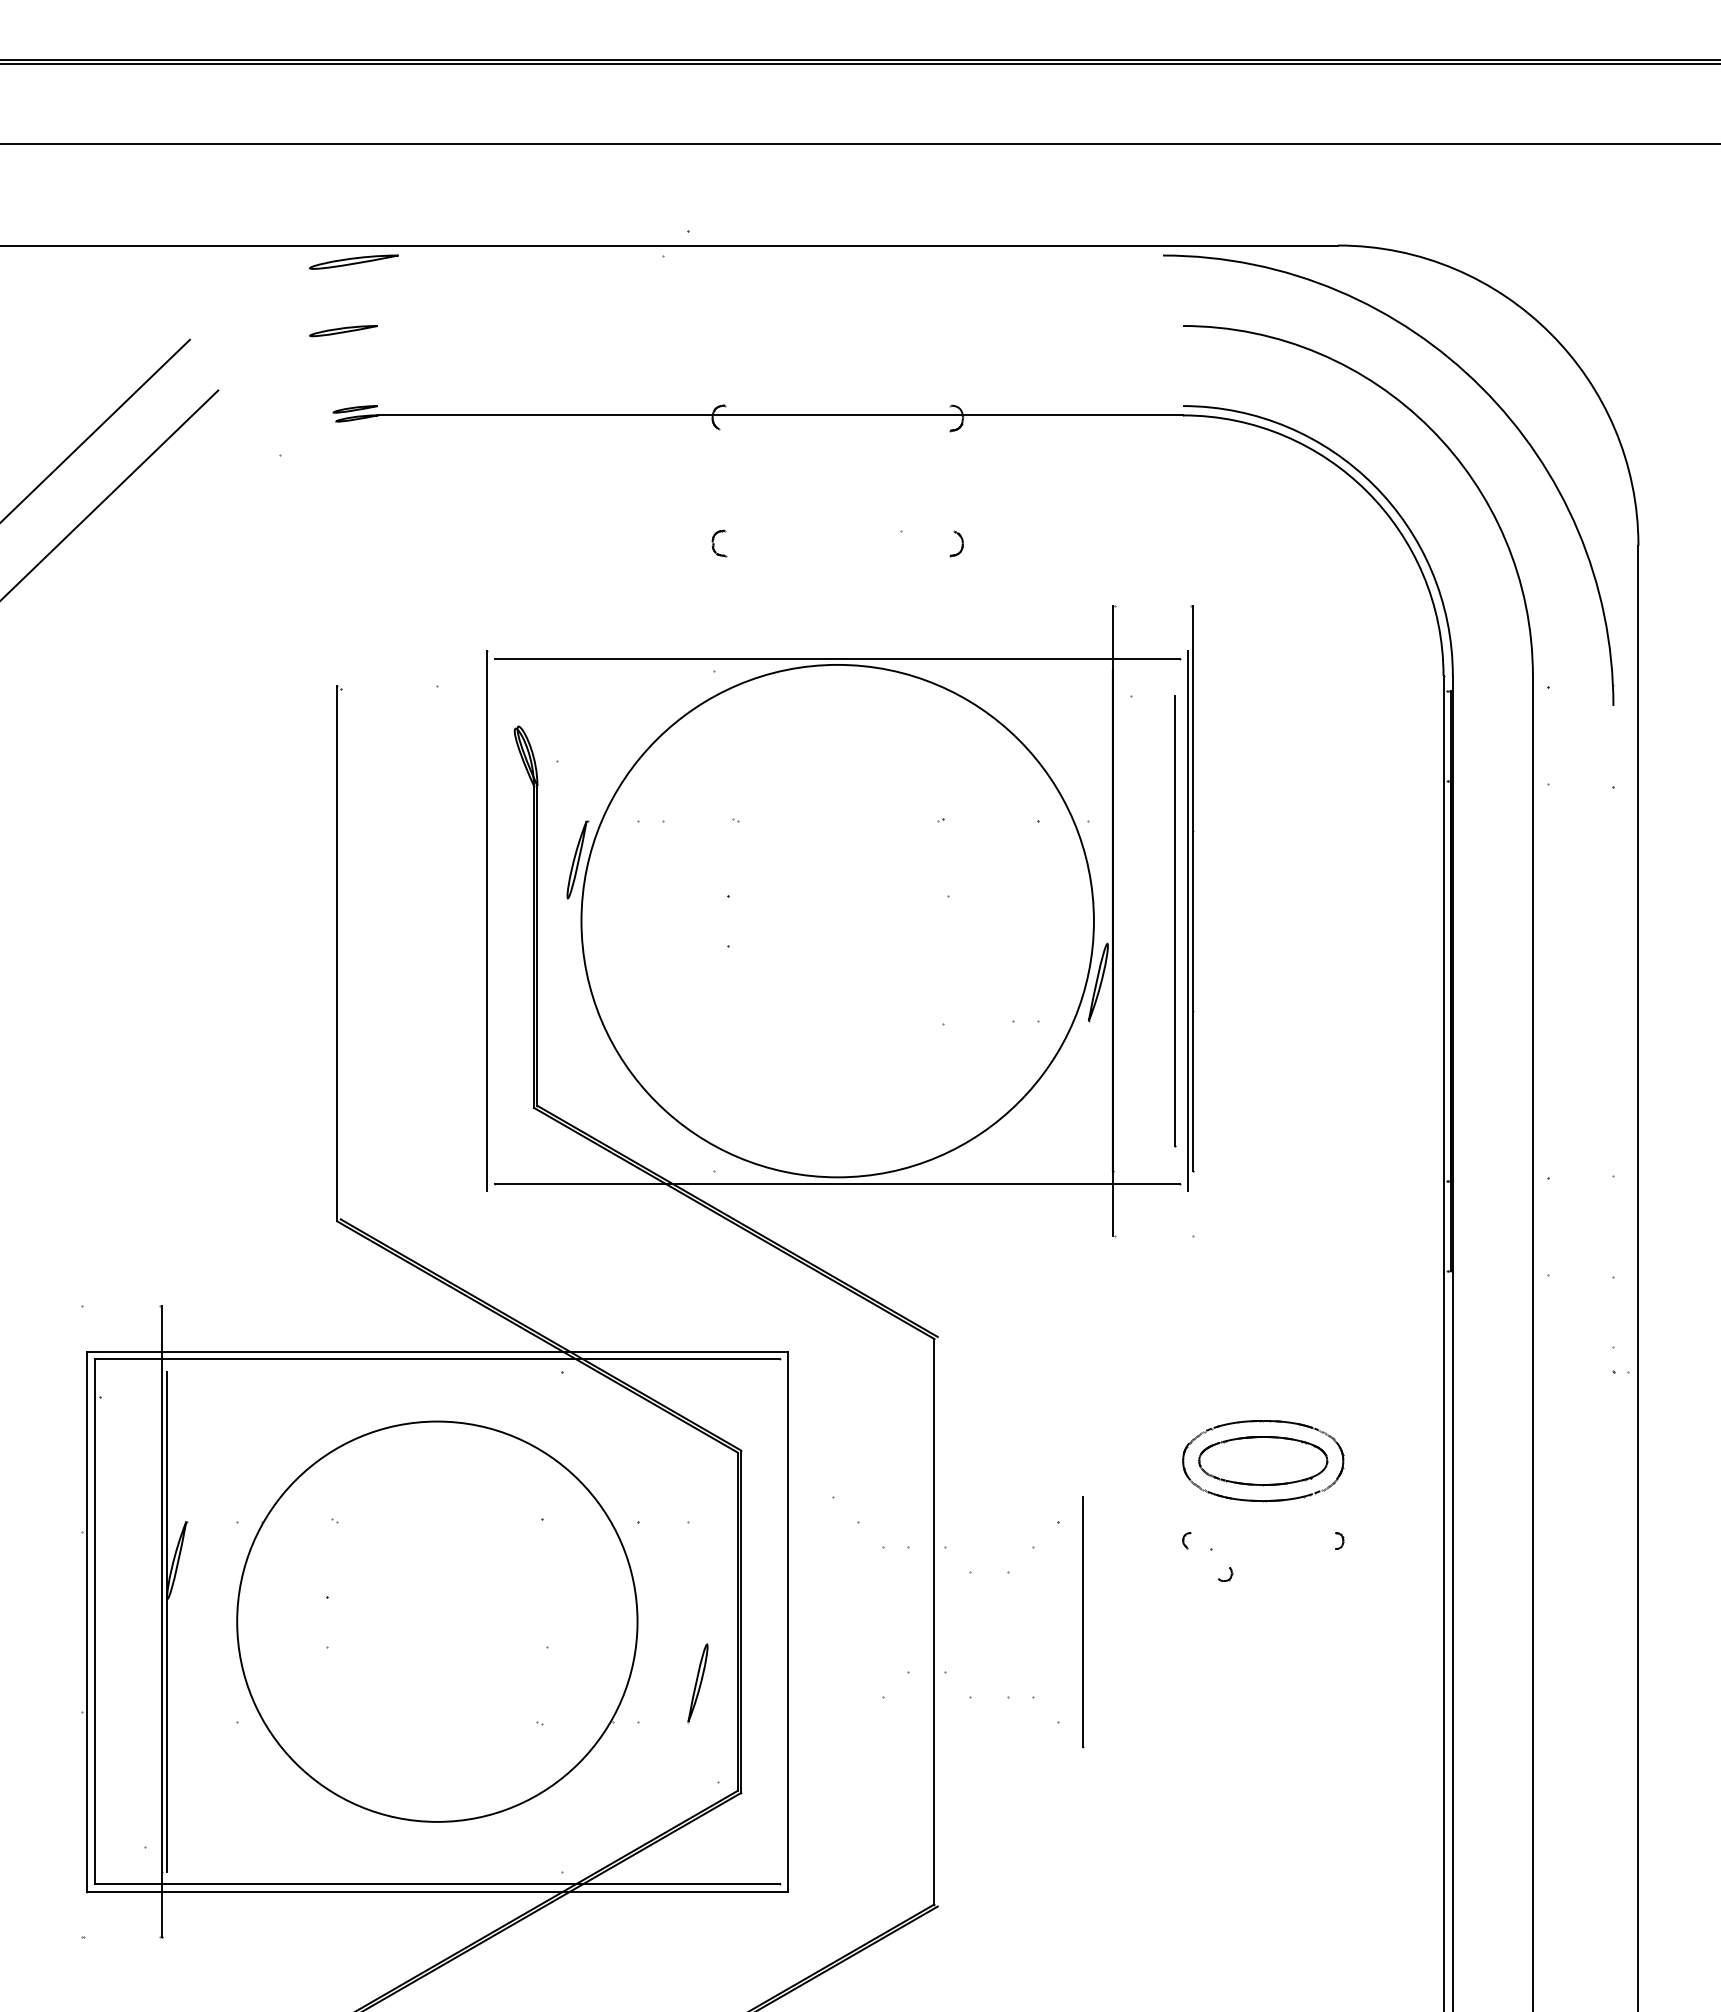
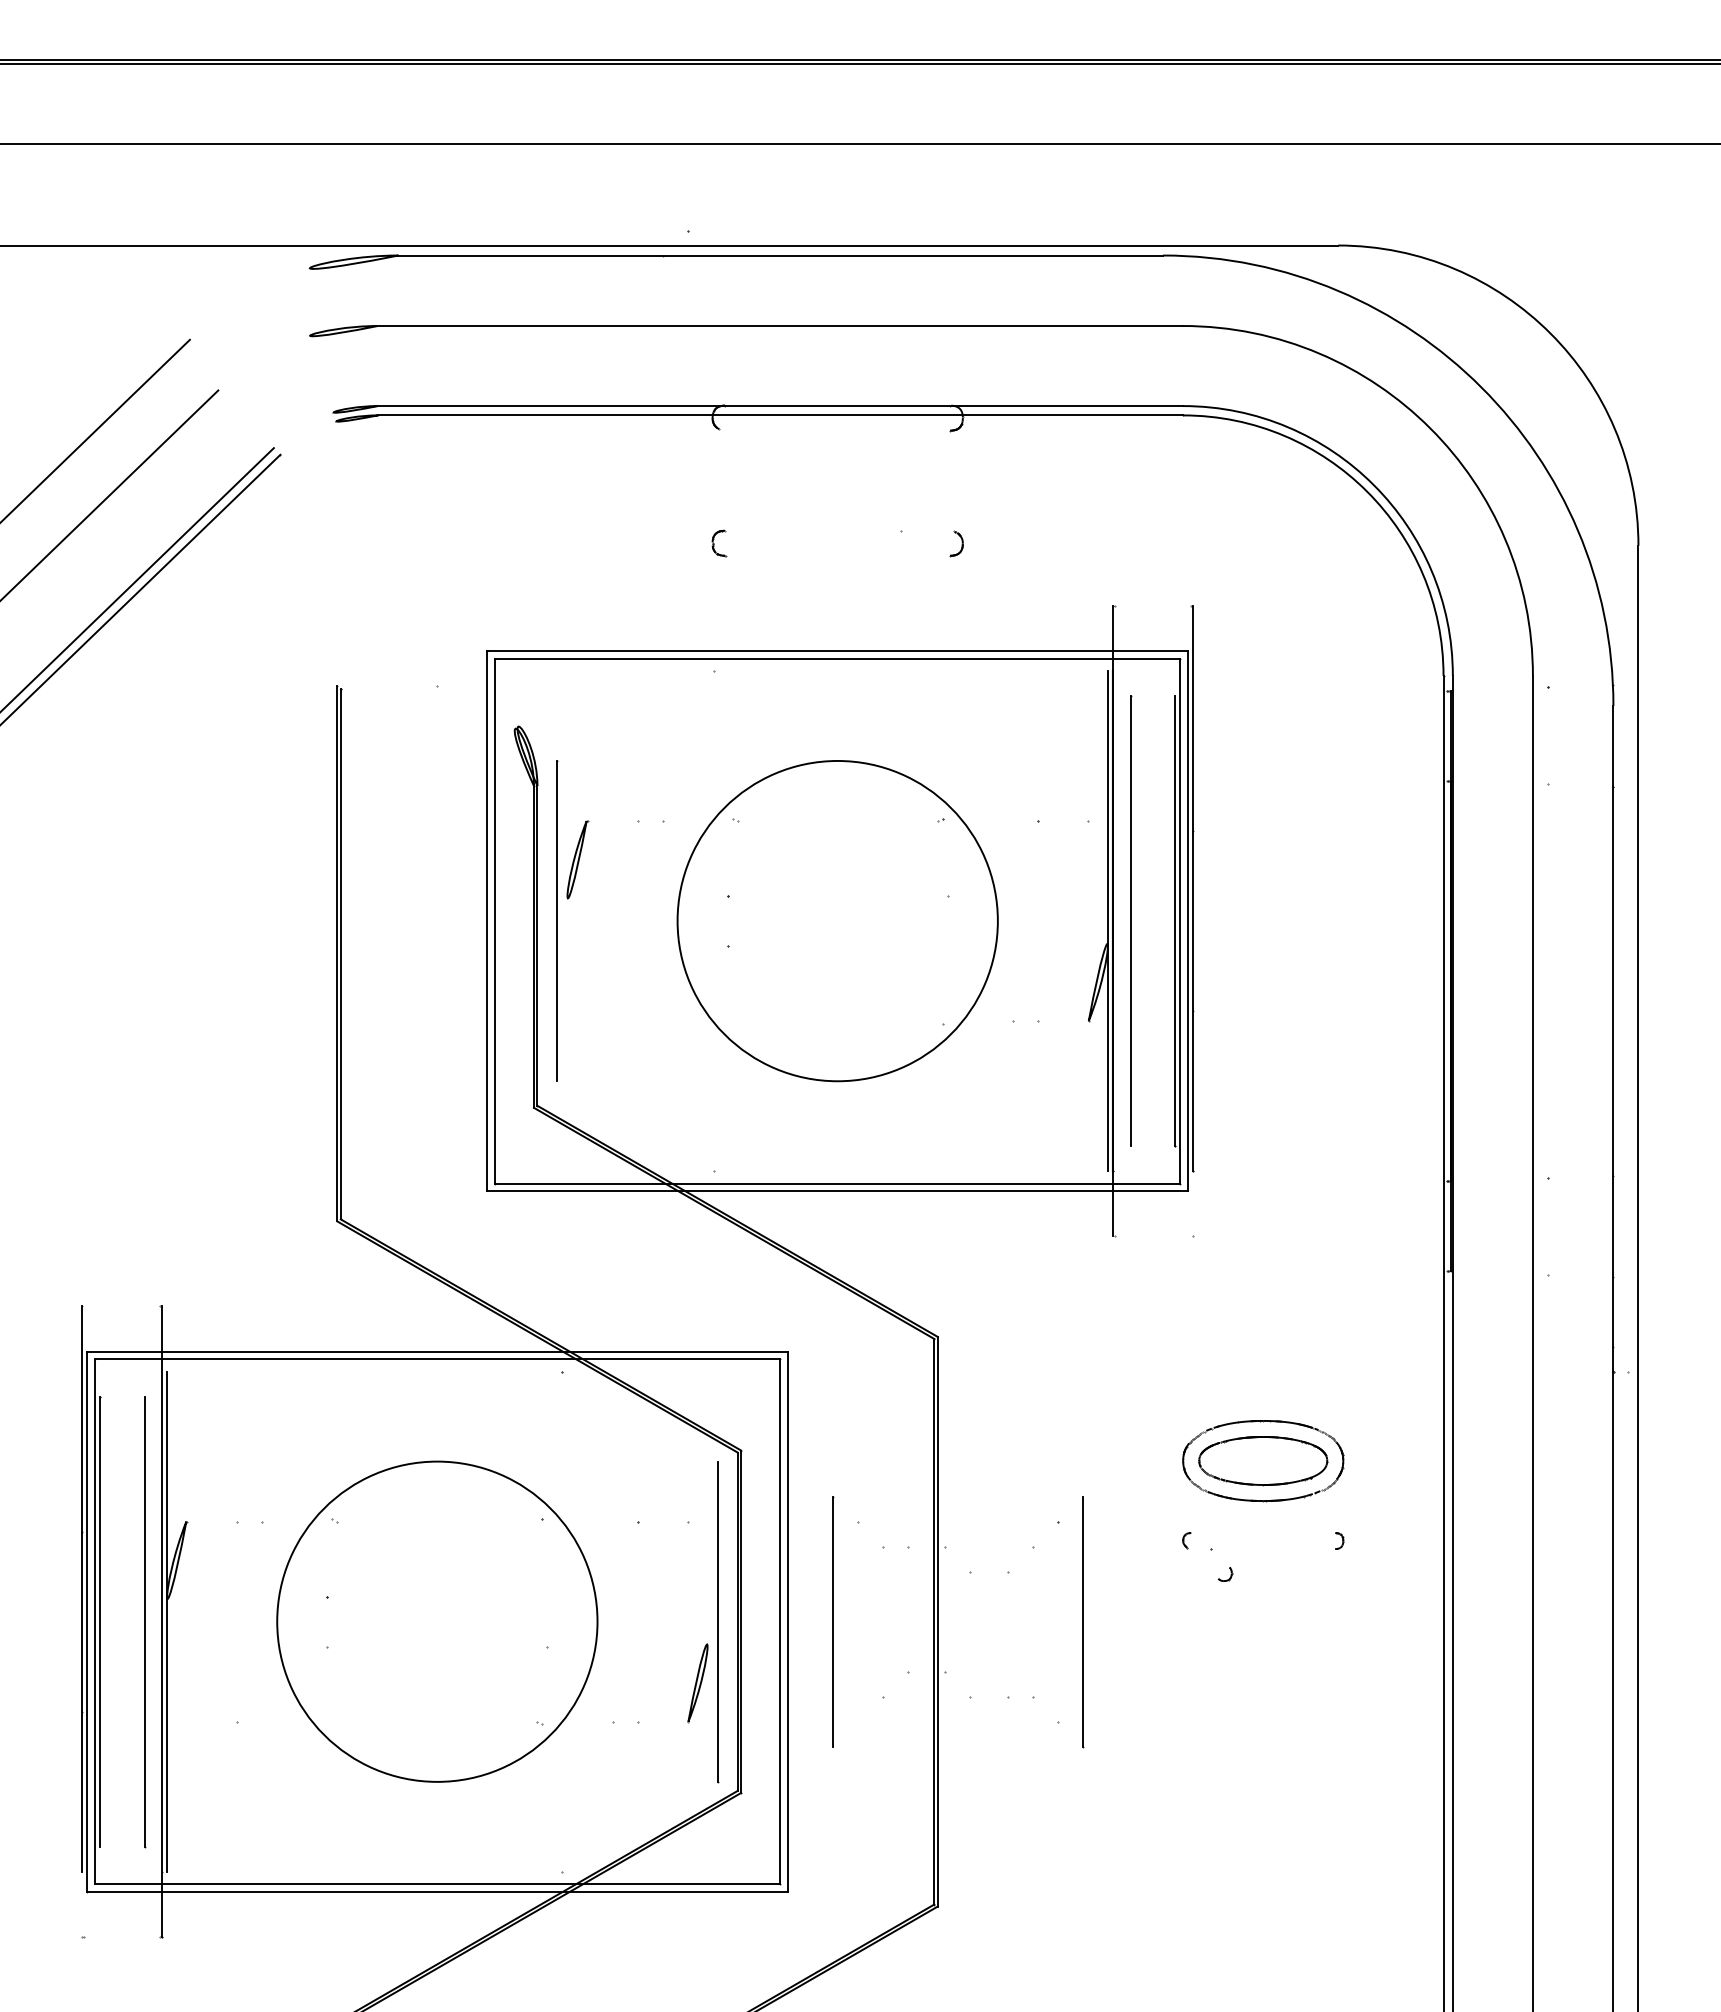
line: none -> present (780, 255)
line: none -> present (780, 326)
line: none -> present (780, 406)
line: none -> present (137, 579)
line: none -> present (141, 588)
line: none -> present (837, 650)
line: none -> present (495, 920)
line: none -> present (557, 920)
circle diameter: 512 px -> 320 px (837, 920)
line: none -> present (1107, 920)
line: none -> present (1130, 920)
line: none -> present (1180, 920)
line: none -> present (340, 954)
line: none -> present (837, 1191)
line: none -> present (1613, 1356)
line: none -> present (82, 1588)
line: none -> present (99, 1621)
line: none -> present (144, 1621)
circle diameter: 400 px -> 320 px (437, 1621)
line: none -> present (717, 1621)
line: none -> present (779, 1621)
line: none -> present (832, 1621)
line: none -> present (937, 1621)
